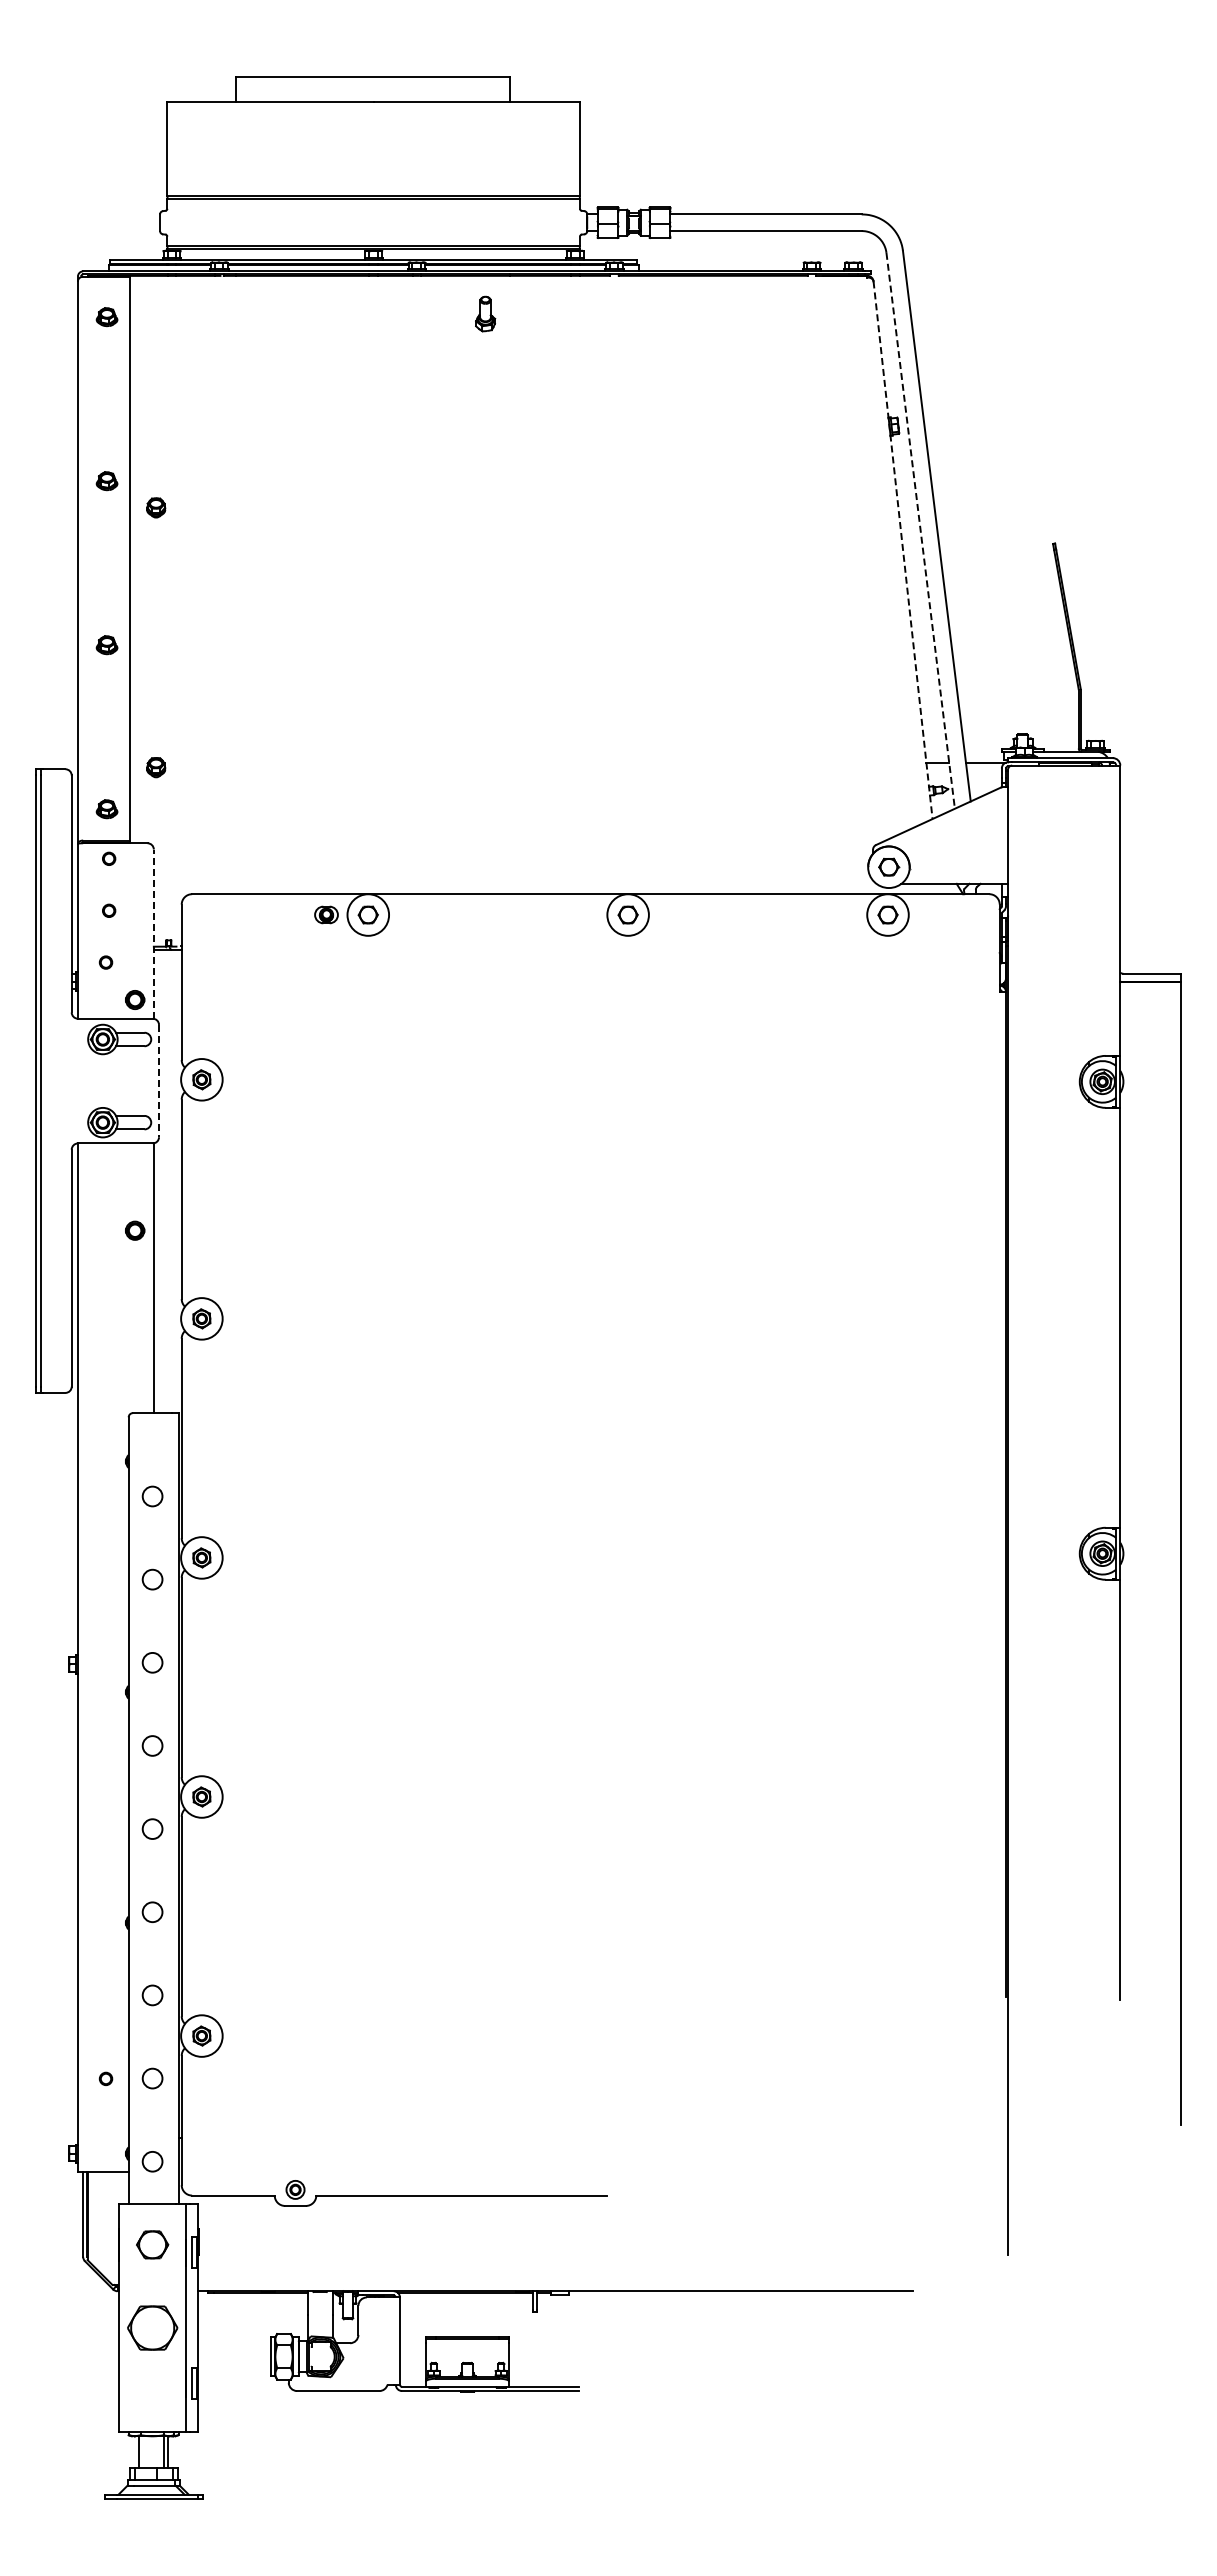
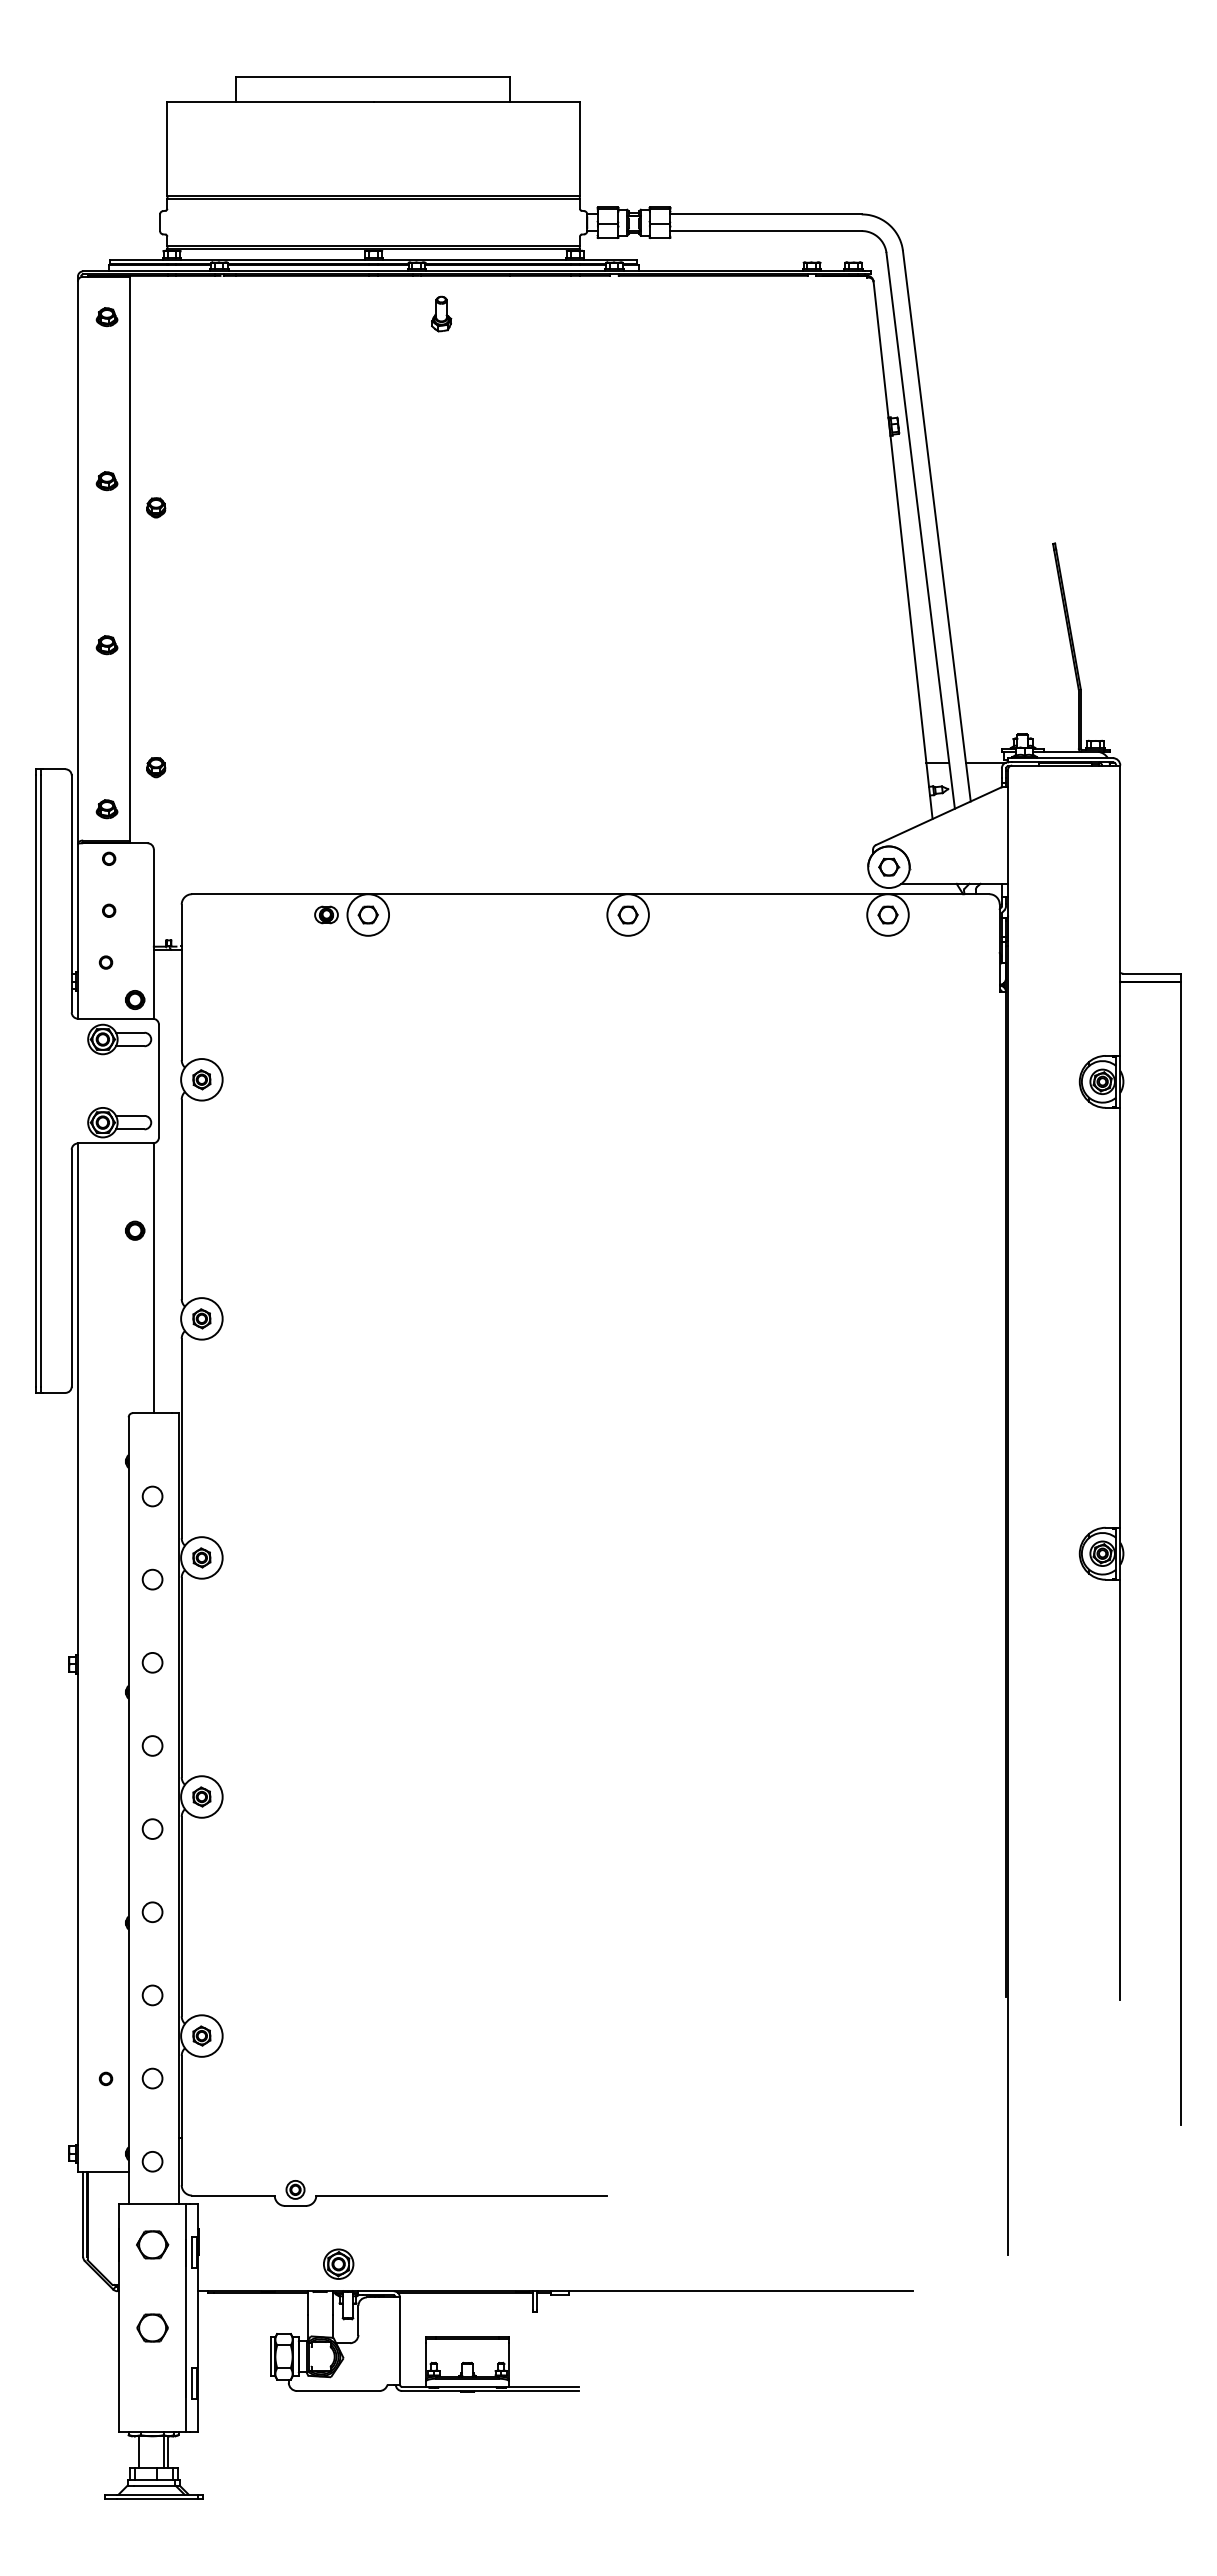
part position: (485, 313) -> (441, 313) (441, 313)
line: dashed -> solid (920, 531)
line: dashed -> solid (903, 550)
line: dashed -> solid (153, 934)
line: dashed -> solid (159, 1081)
part: none -> present (338, 2263)
part size: 52x46 px -> 33x30 px (152, 2327)
